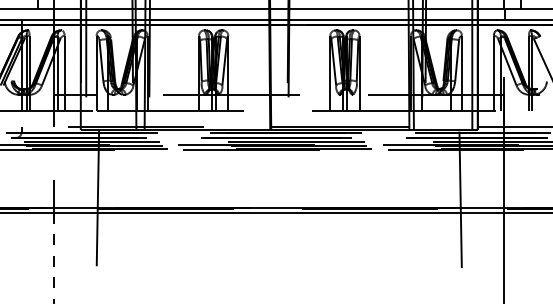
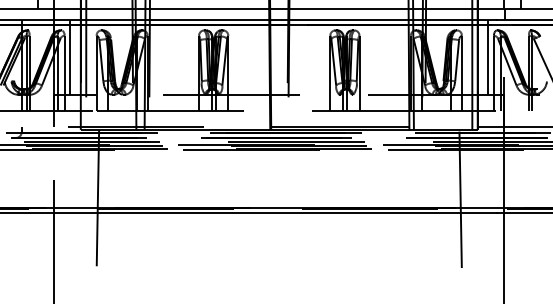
line: none -> present (70, 56)
line: none -> present (488, 56)
line: dashed -> solid (54, 258)
